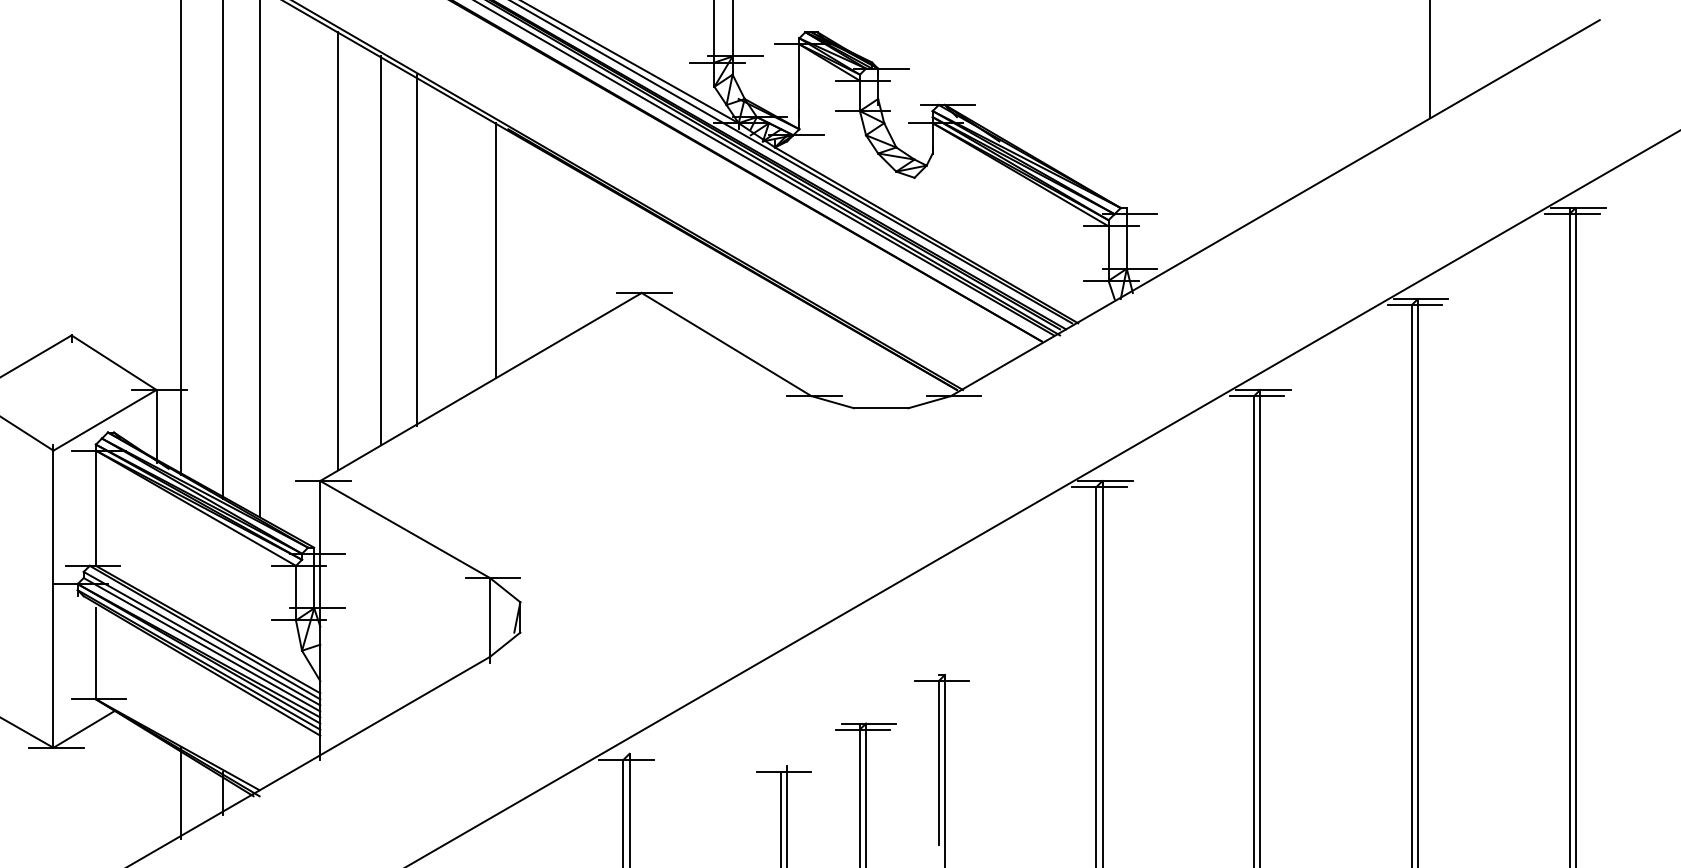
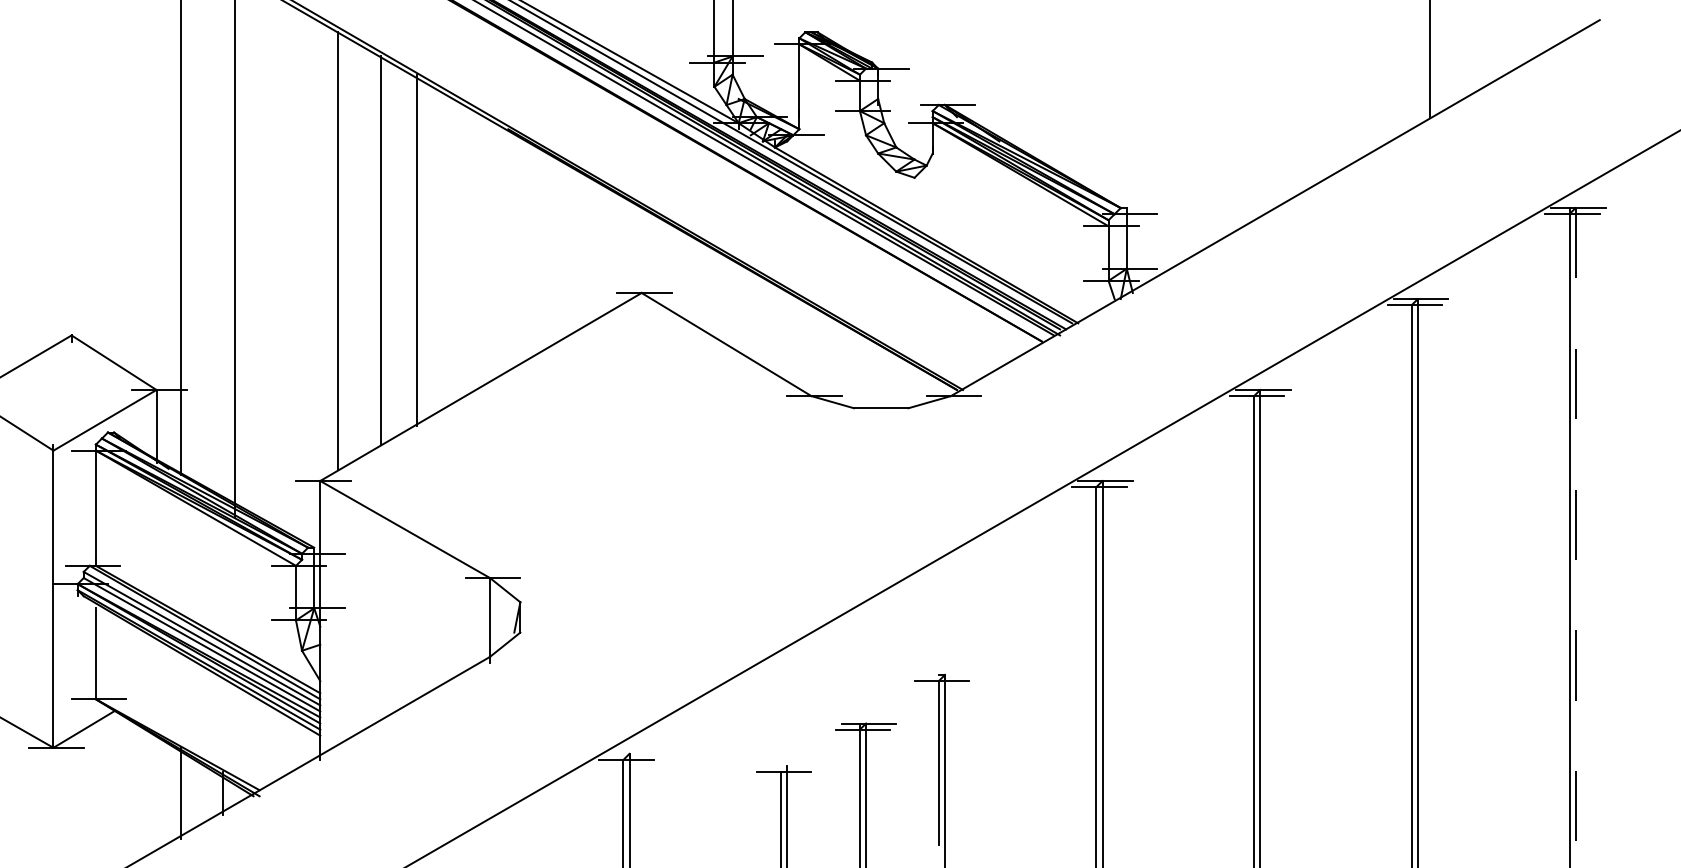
line: present -> none (223, 250)
line: present -> none (496, 250)
line position: (259, 259) -> (234, 259) (234, 259)
line: solid -> dashed (1575, 538)
